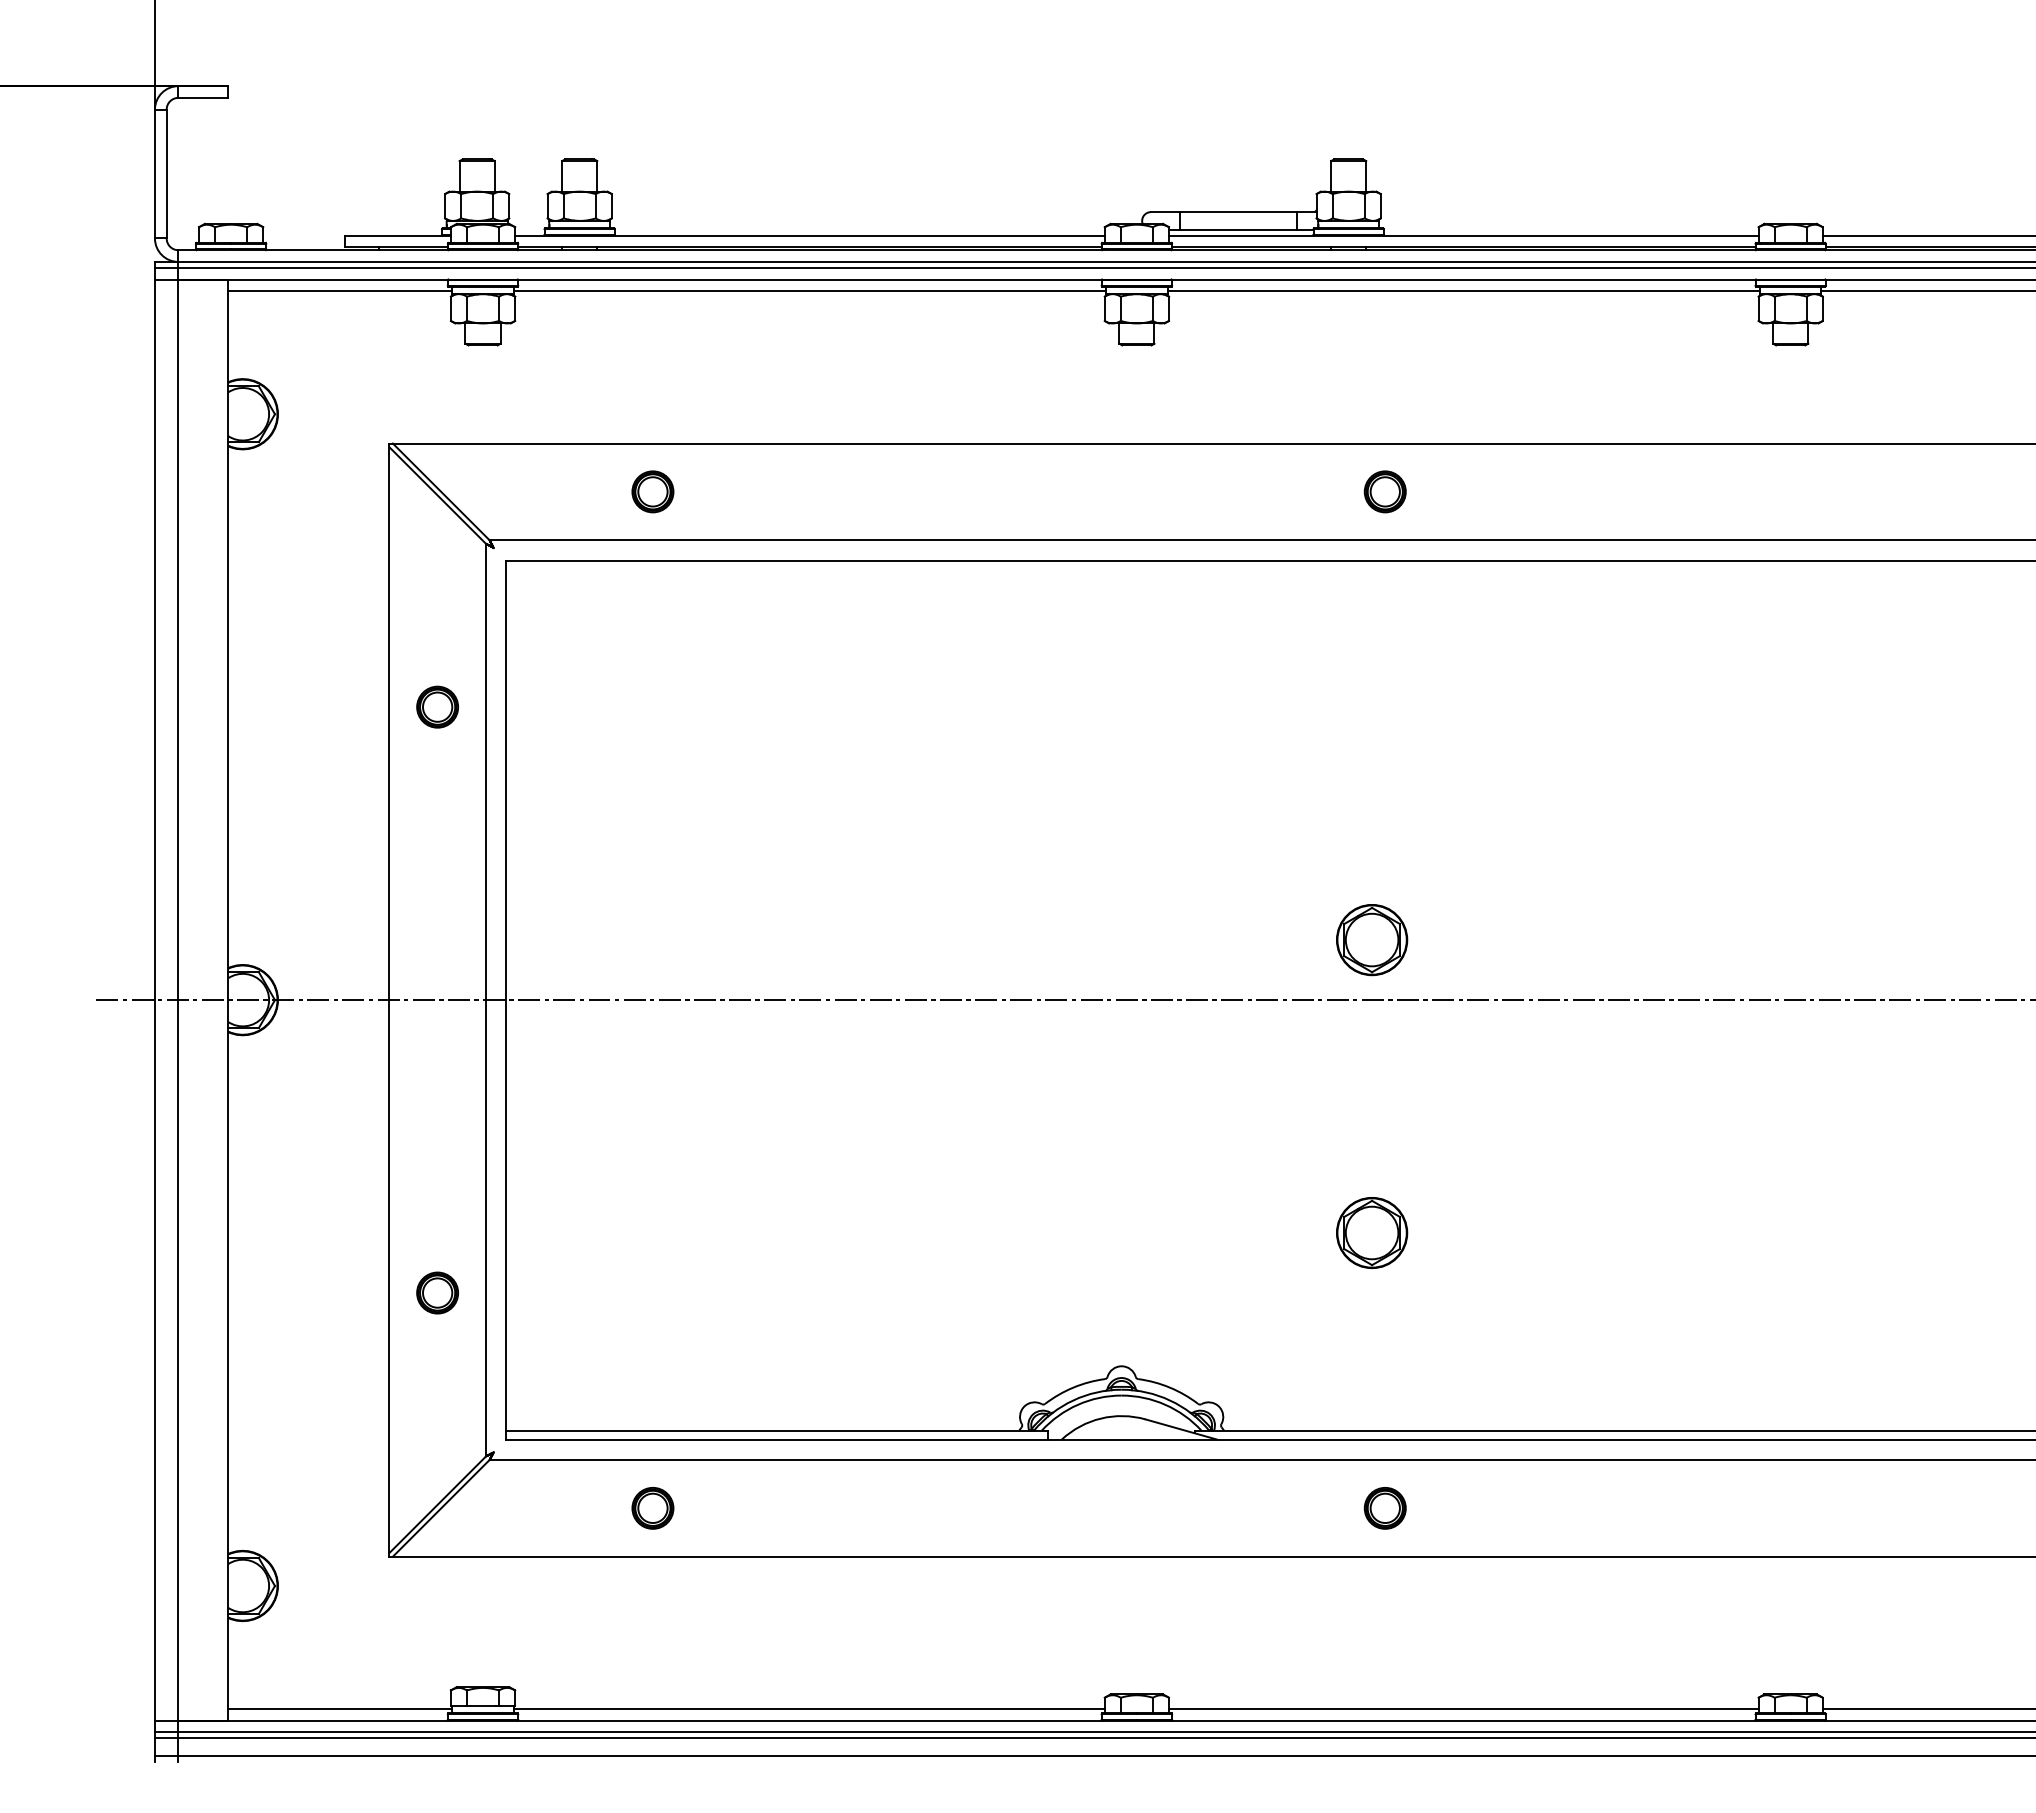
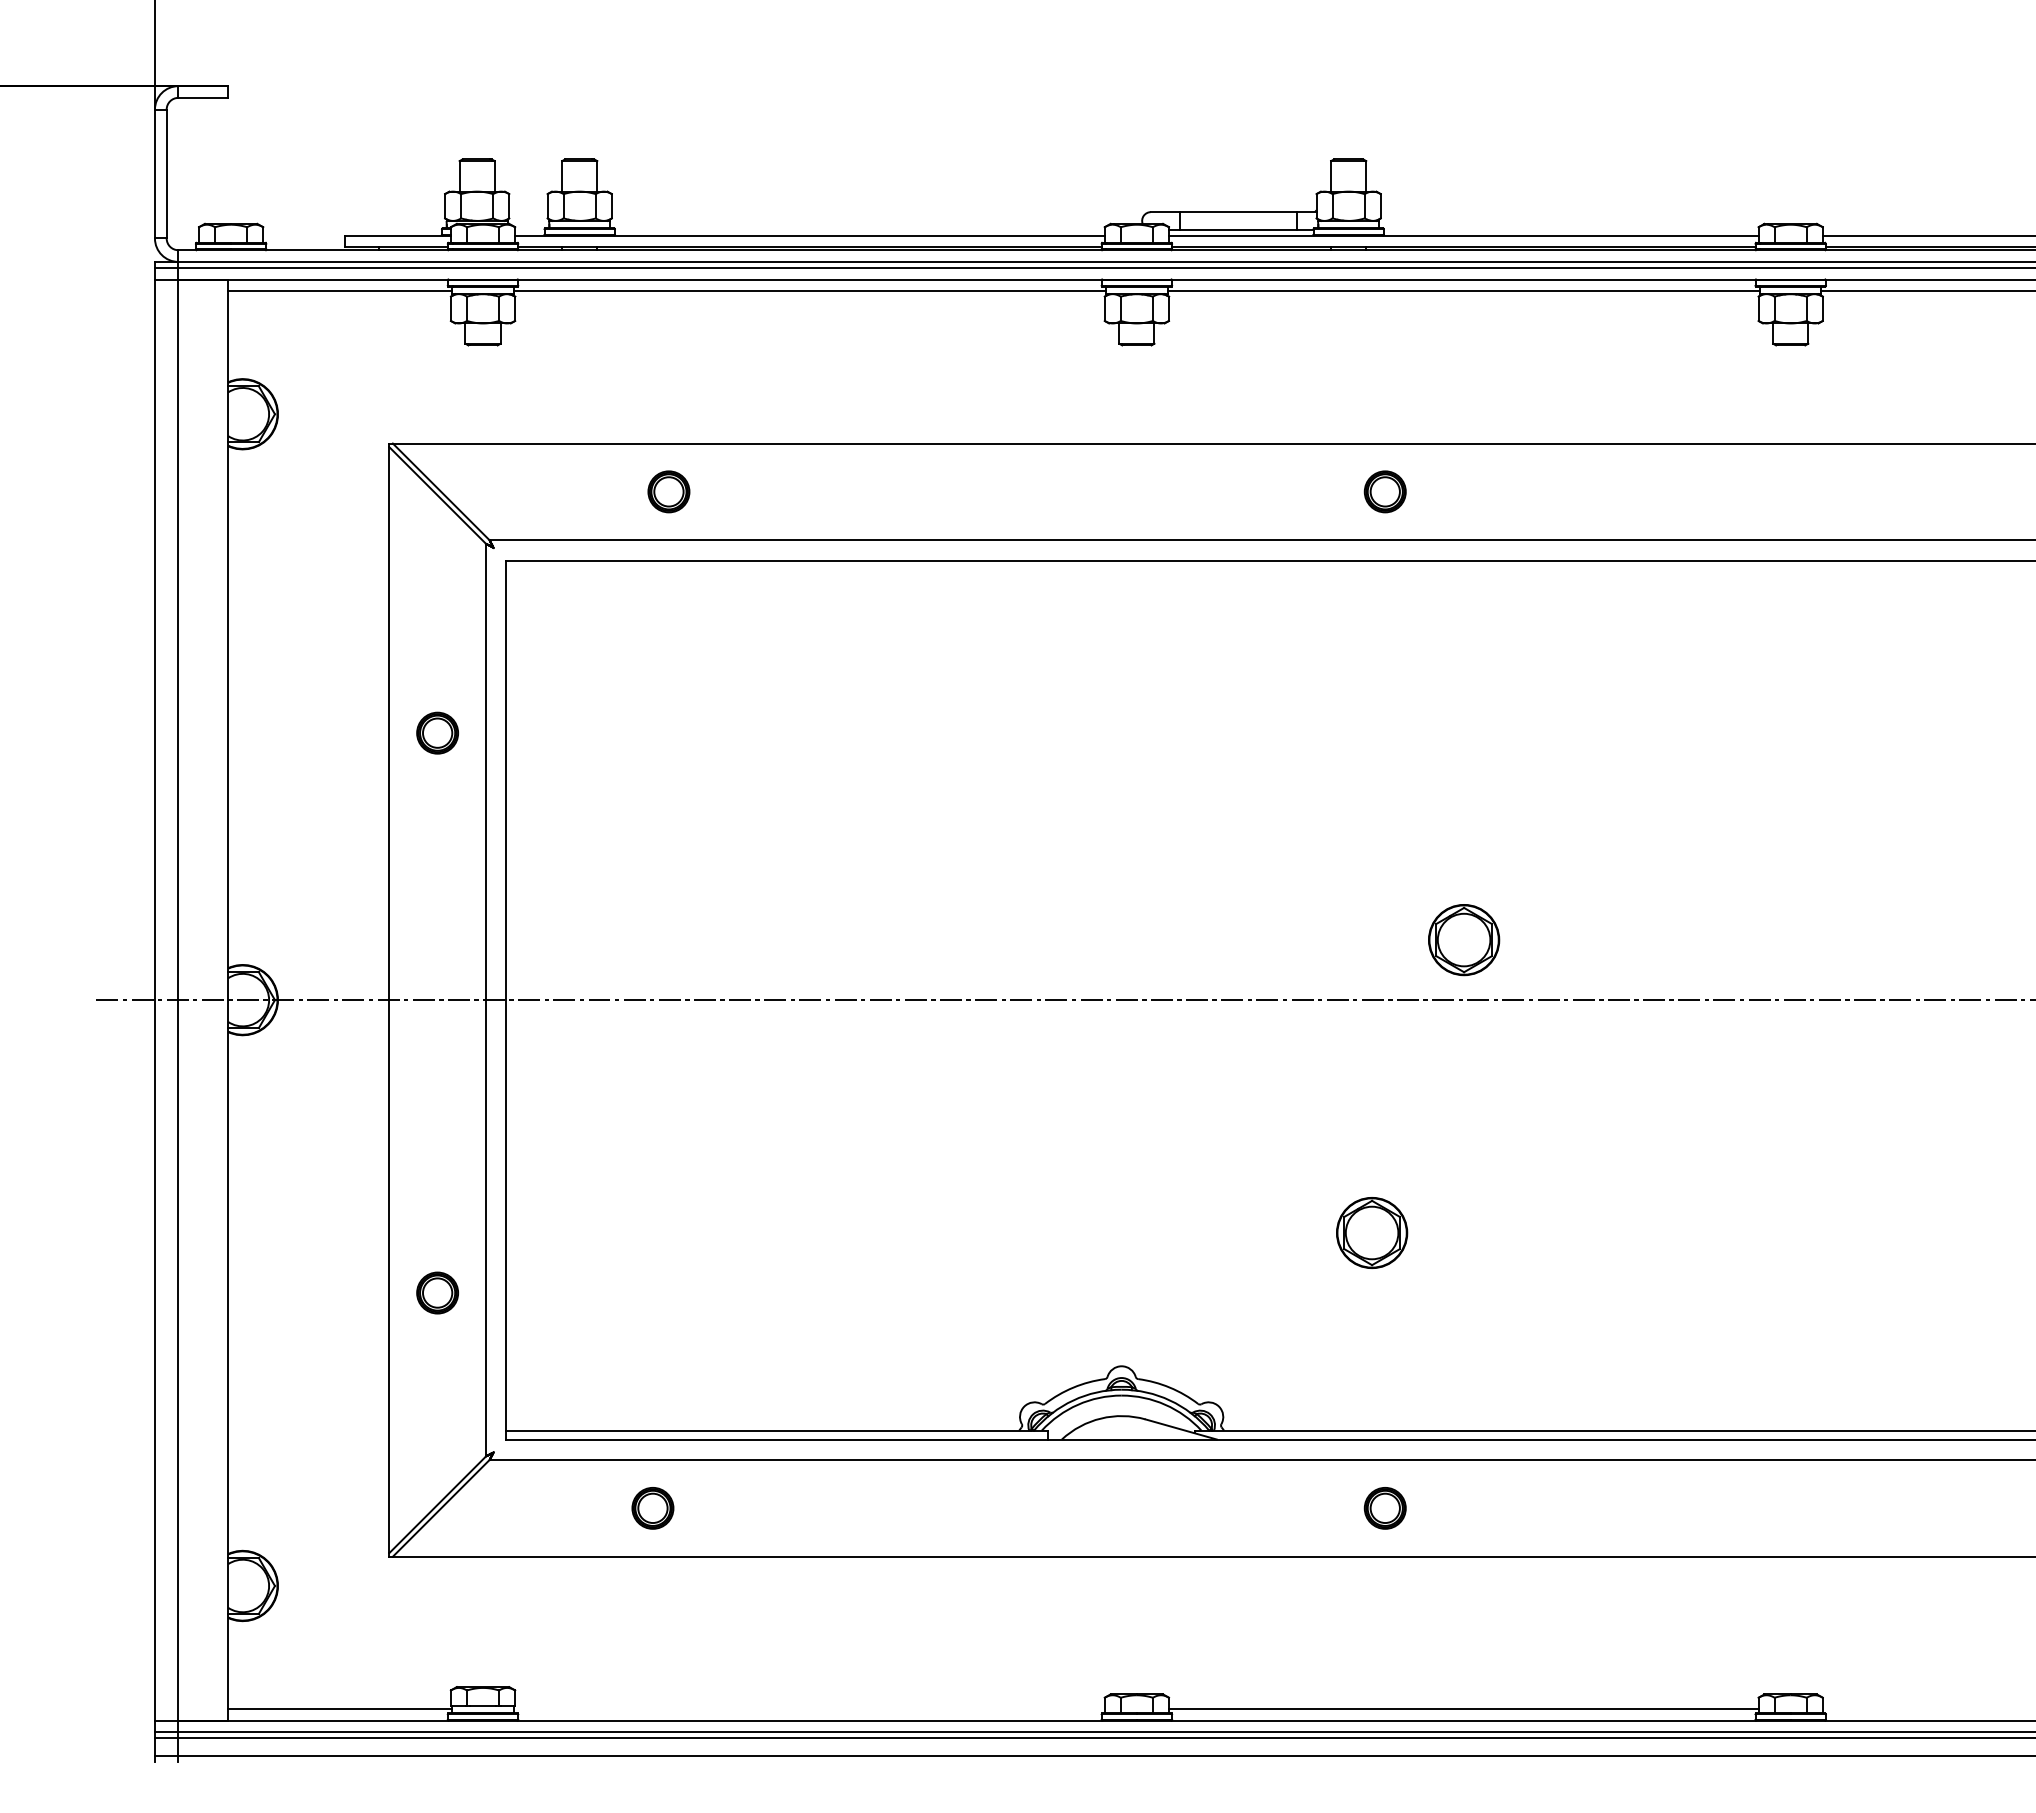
part position: (652, 491) -> (668, 491) (668, 491)
part position: (437, 706) -> (437, 732) (437, 732)
part position: (1372, 940) -> (1464, 940) (1464, 940)
line: present -> none (808, 1709)
line: present -> none (1927, 1709)
